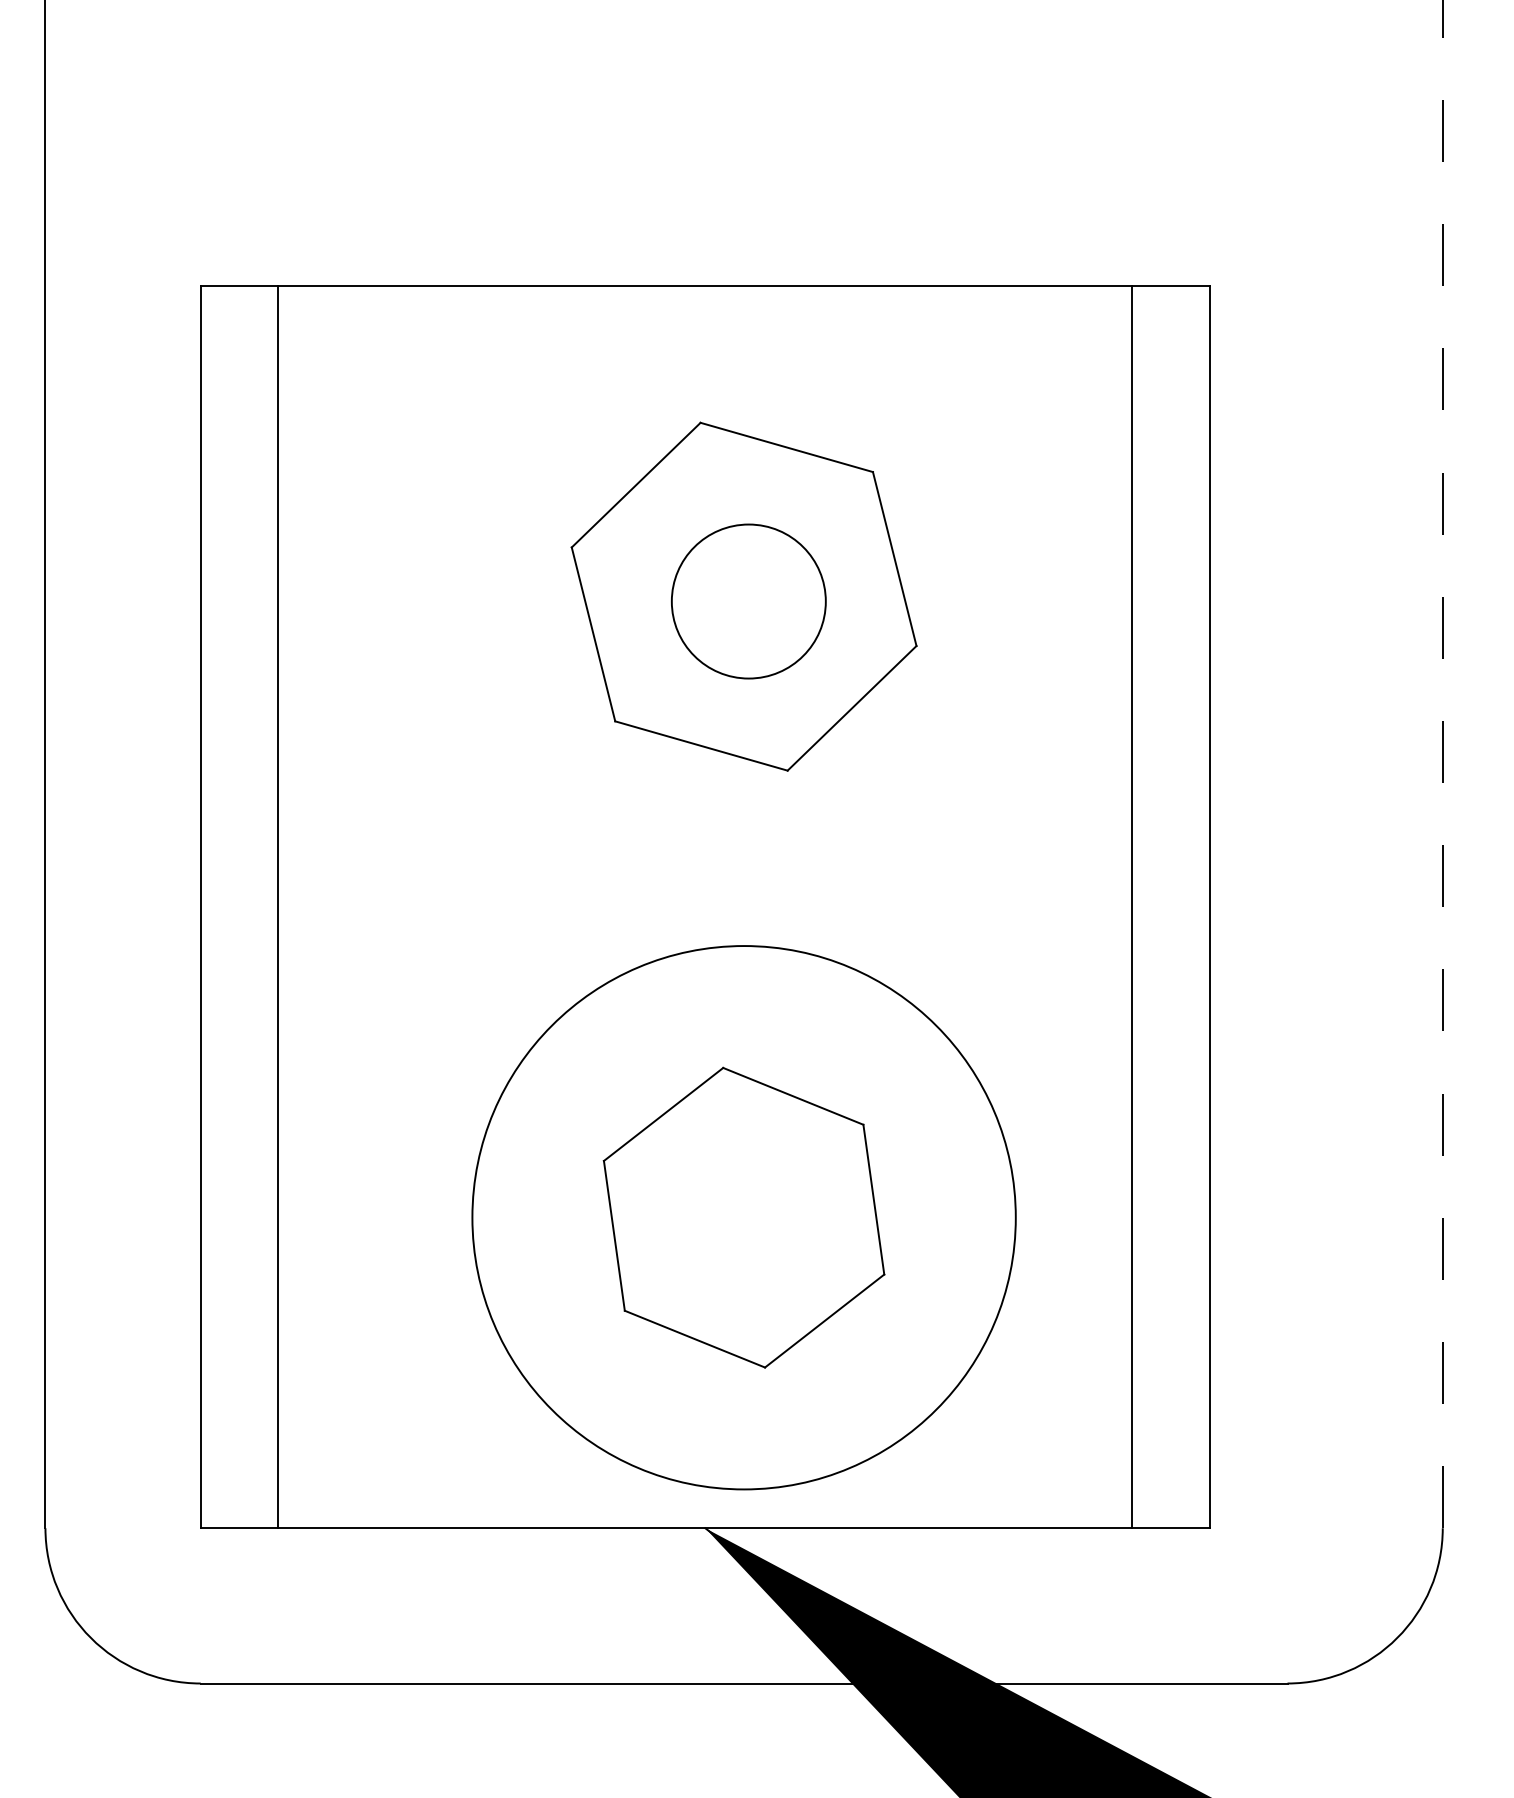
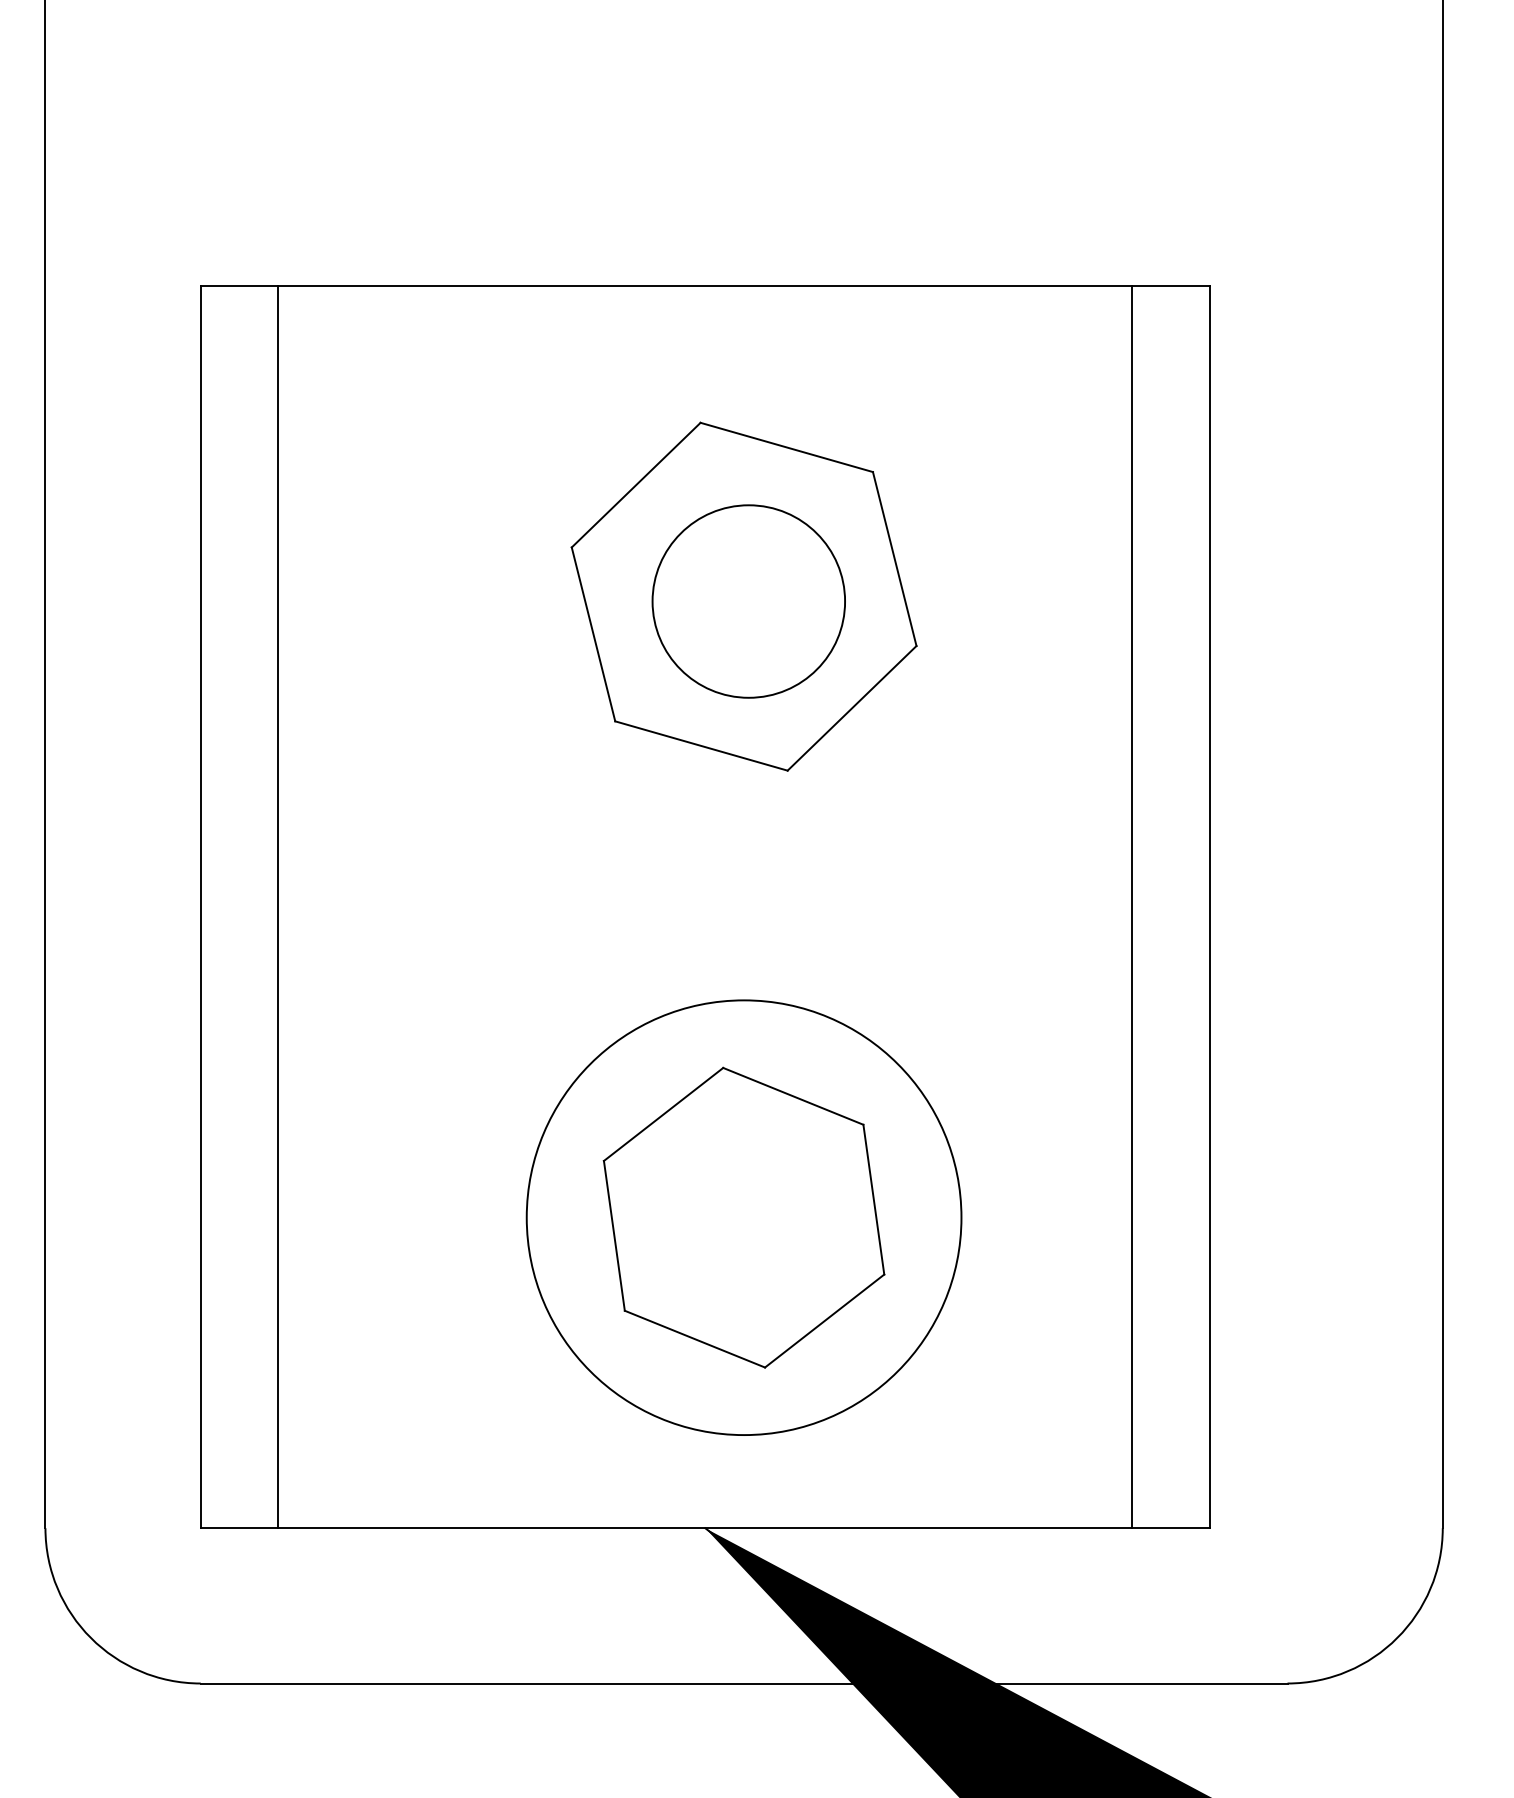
circle diameter: 154 px -> 193 px (748, 601)
line: dashed -> solid (1442, 764)
circle diameter: 543 px -> 435 px (743, 1217)
